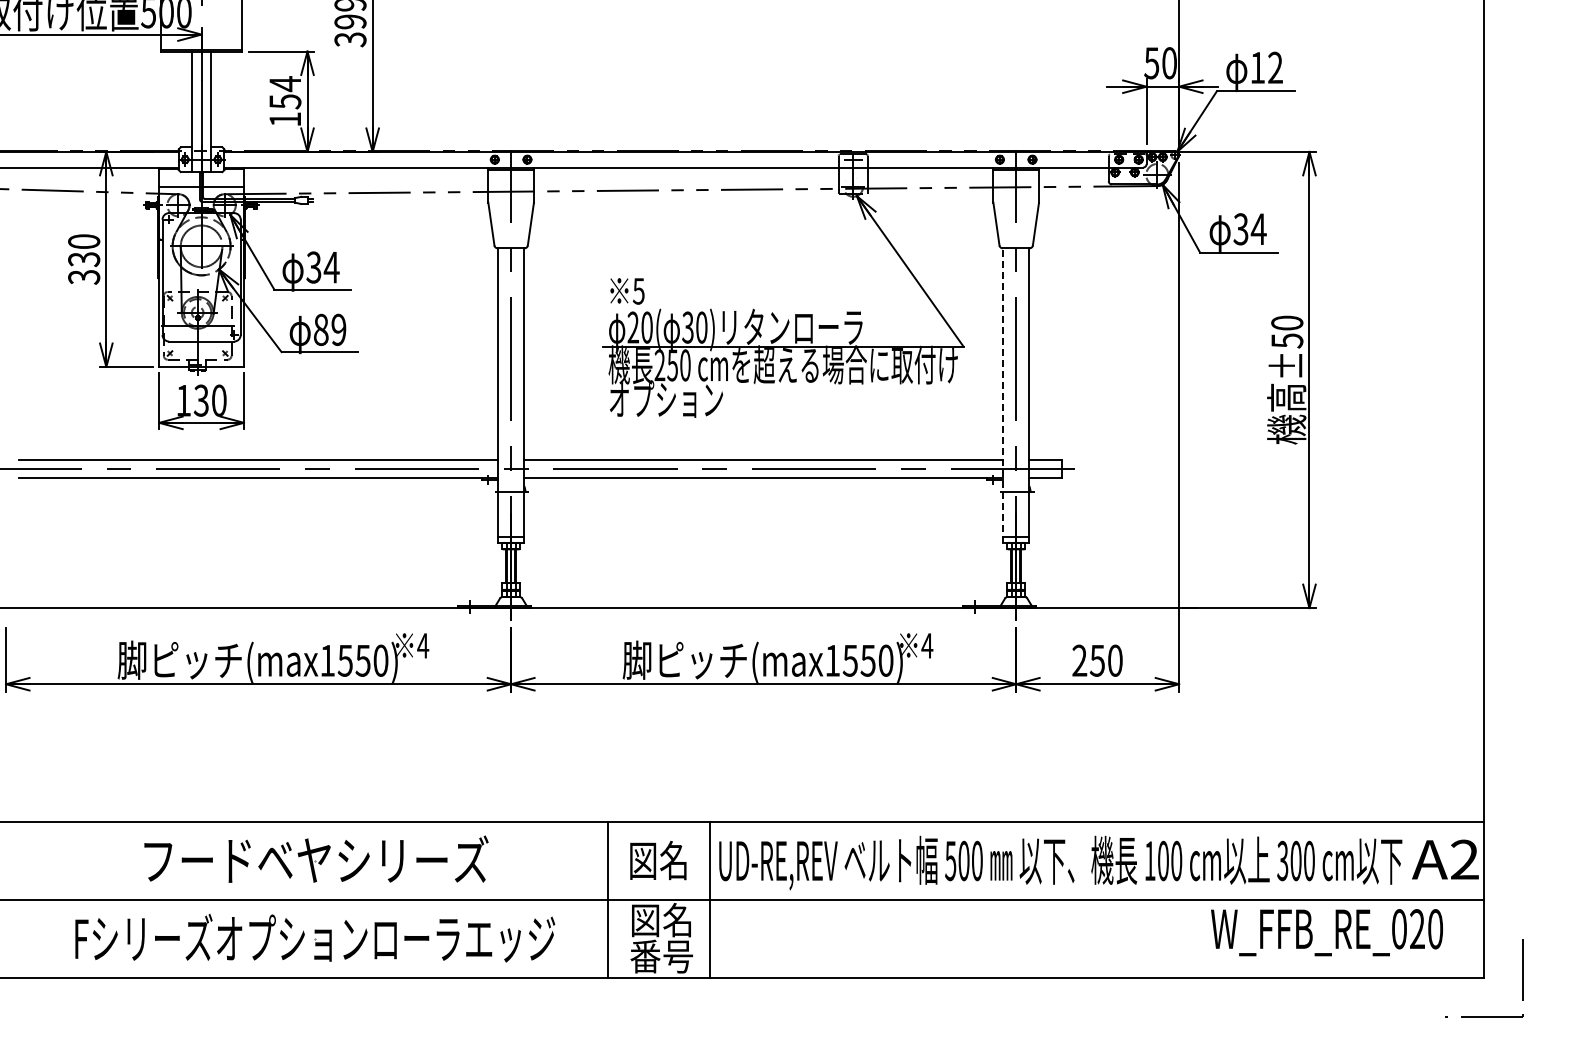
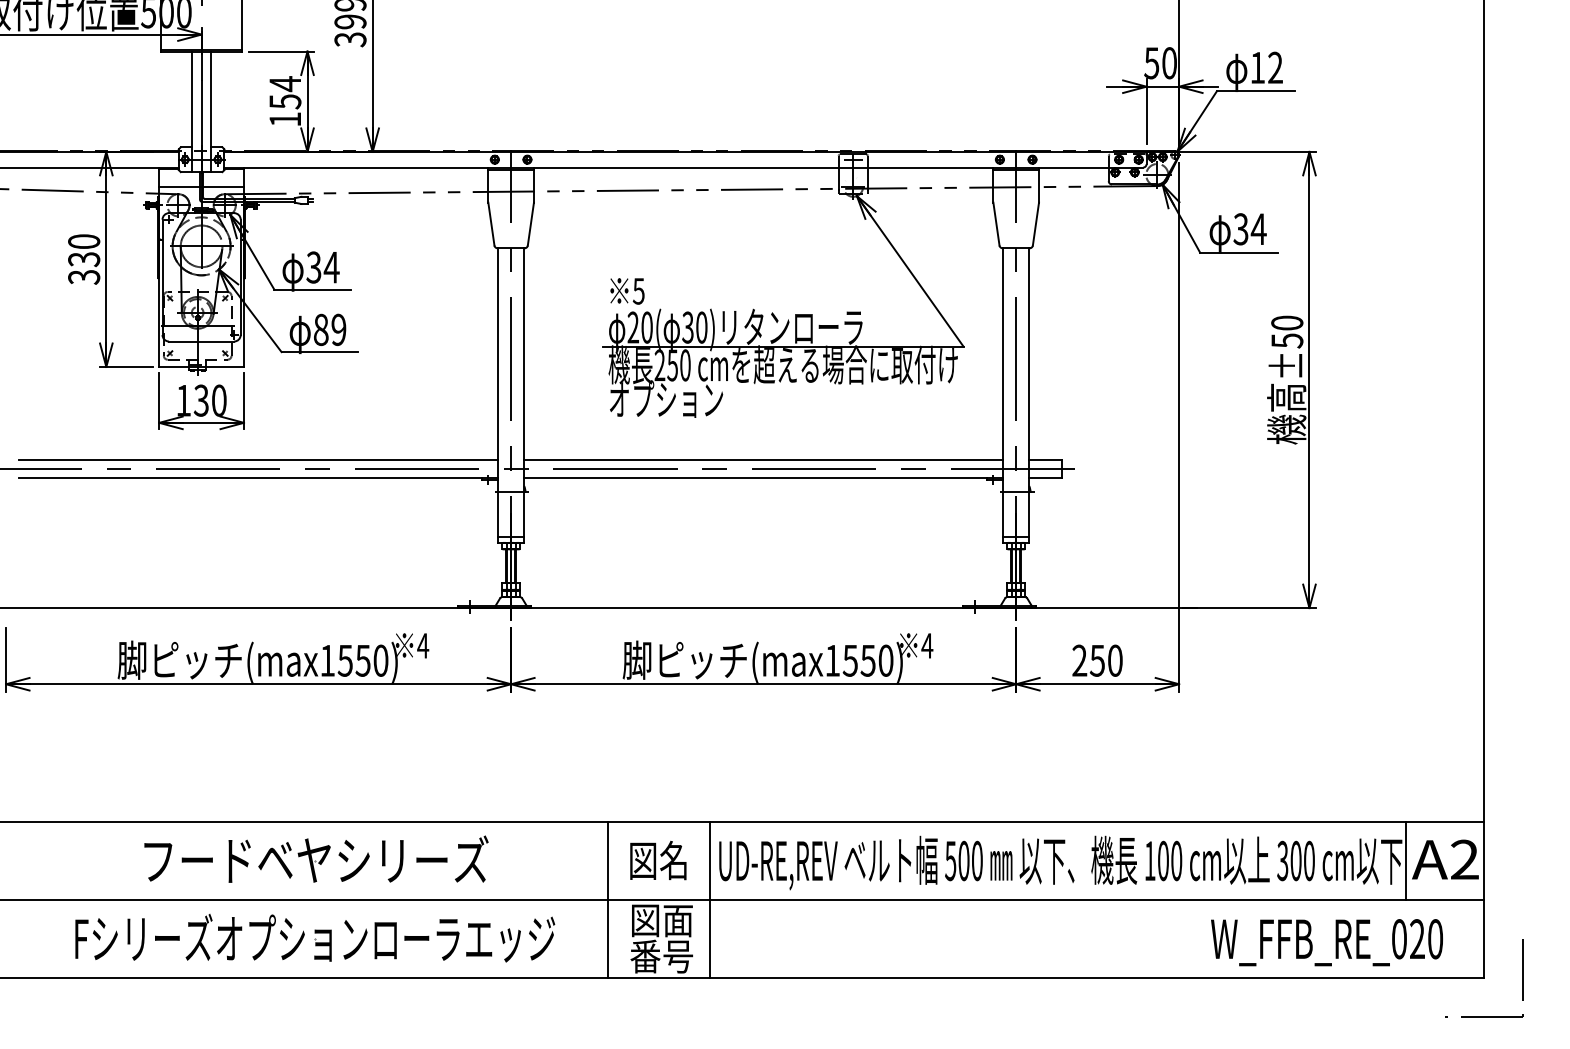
line: dashed -> solid (1003, 395)
line: none -> present (1405, 860)
text: 図名 -> 図面 (677, 920)
text position: (1326, 932) -> (1326, 942) (1326, 942)
